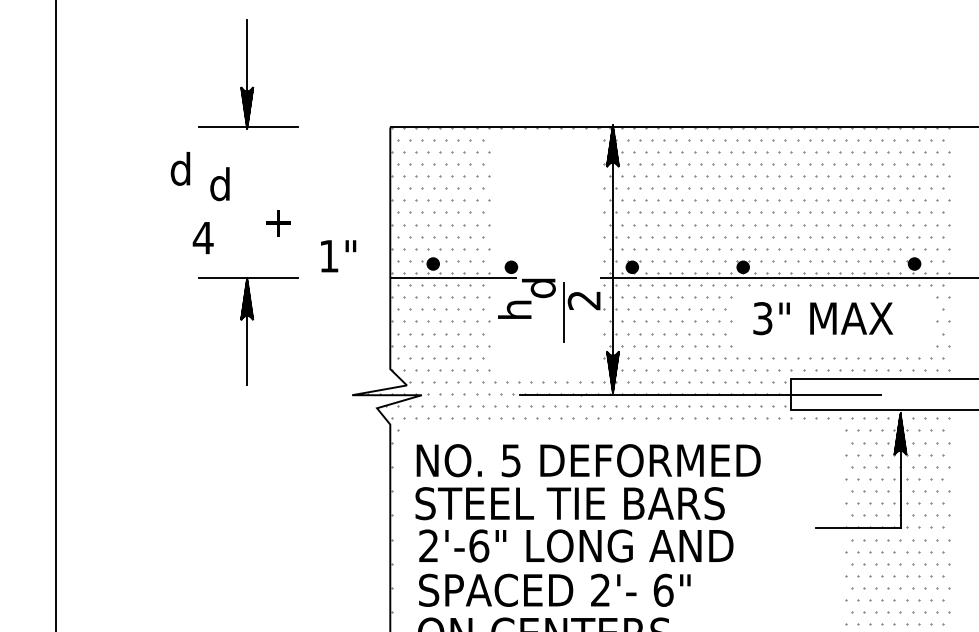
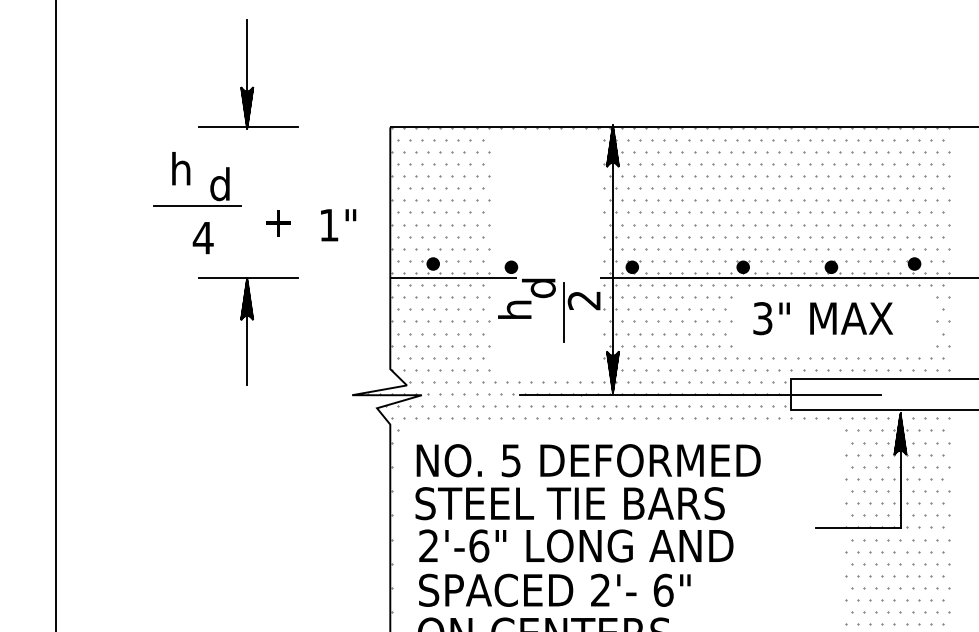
text: d -> h (180, 168)
line: none -> present (197, 206)
text position: (338, 256) -> (338, 225) (338, 225)
fill: none -> present (831, 267)
